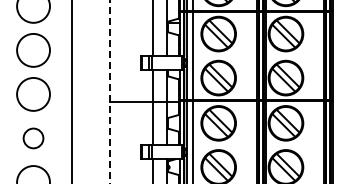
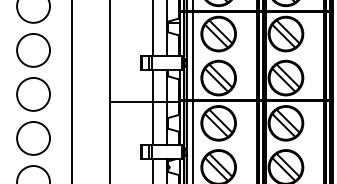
line: dashed -> solid (109, 92)
circle diameter: 20 px -> 33 px (33, 138)
